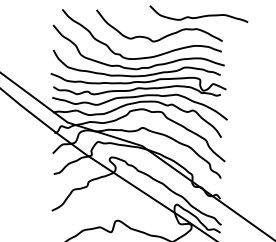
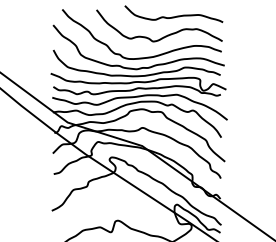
curve position: (198, 16) -> (173, 16) (173, 16)
